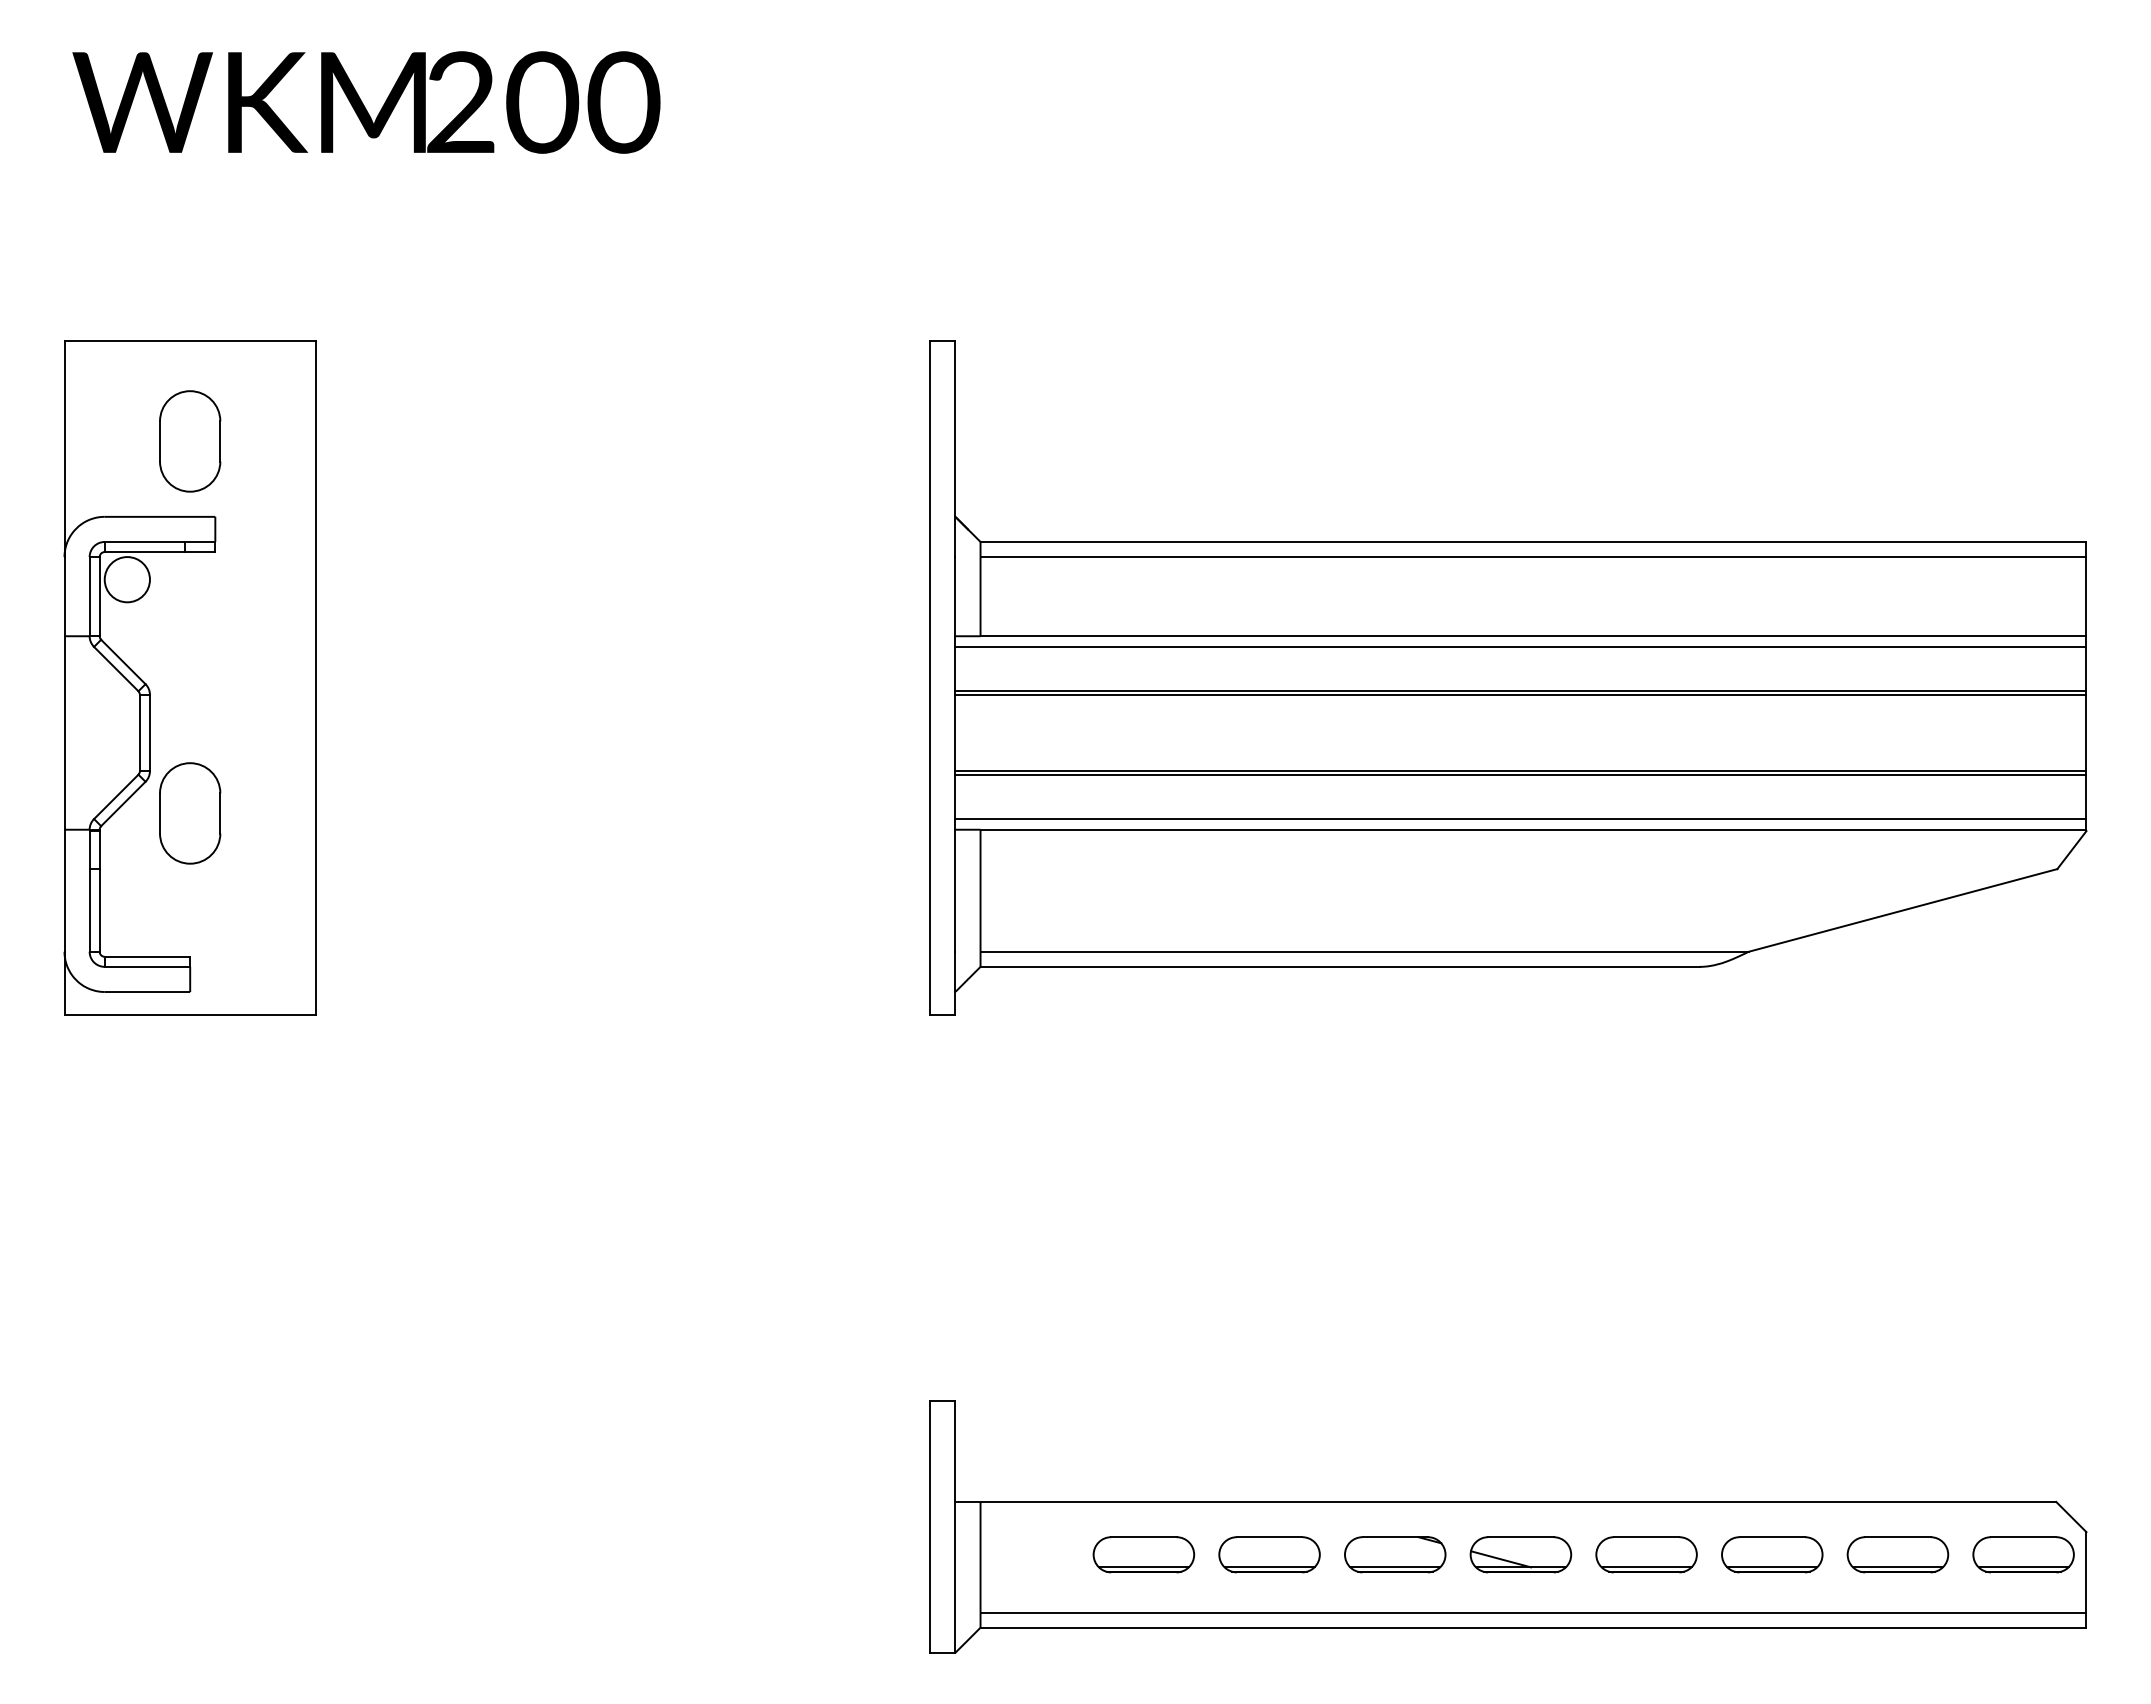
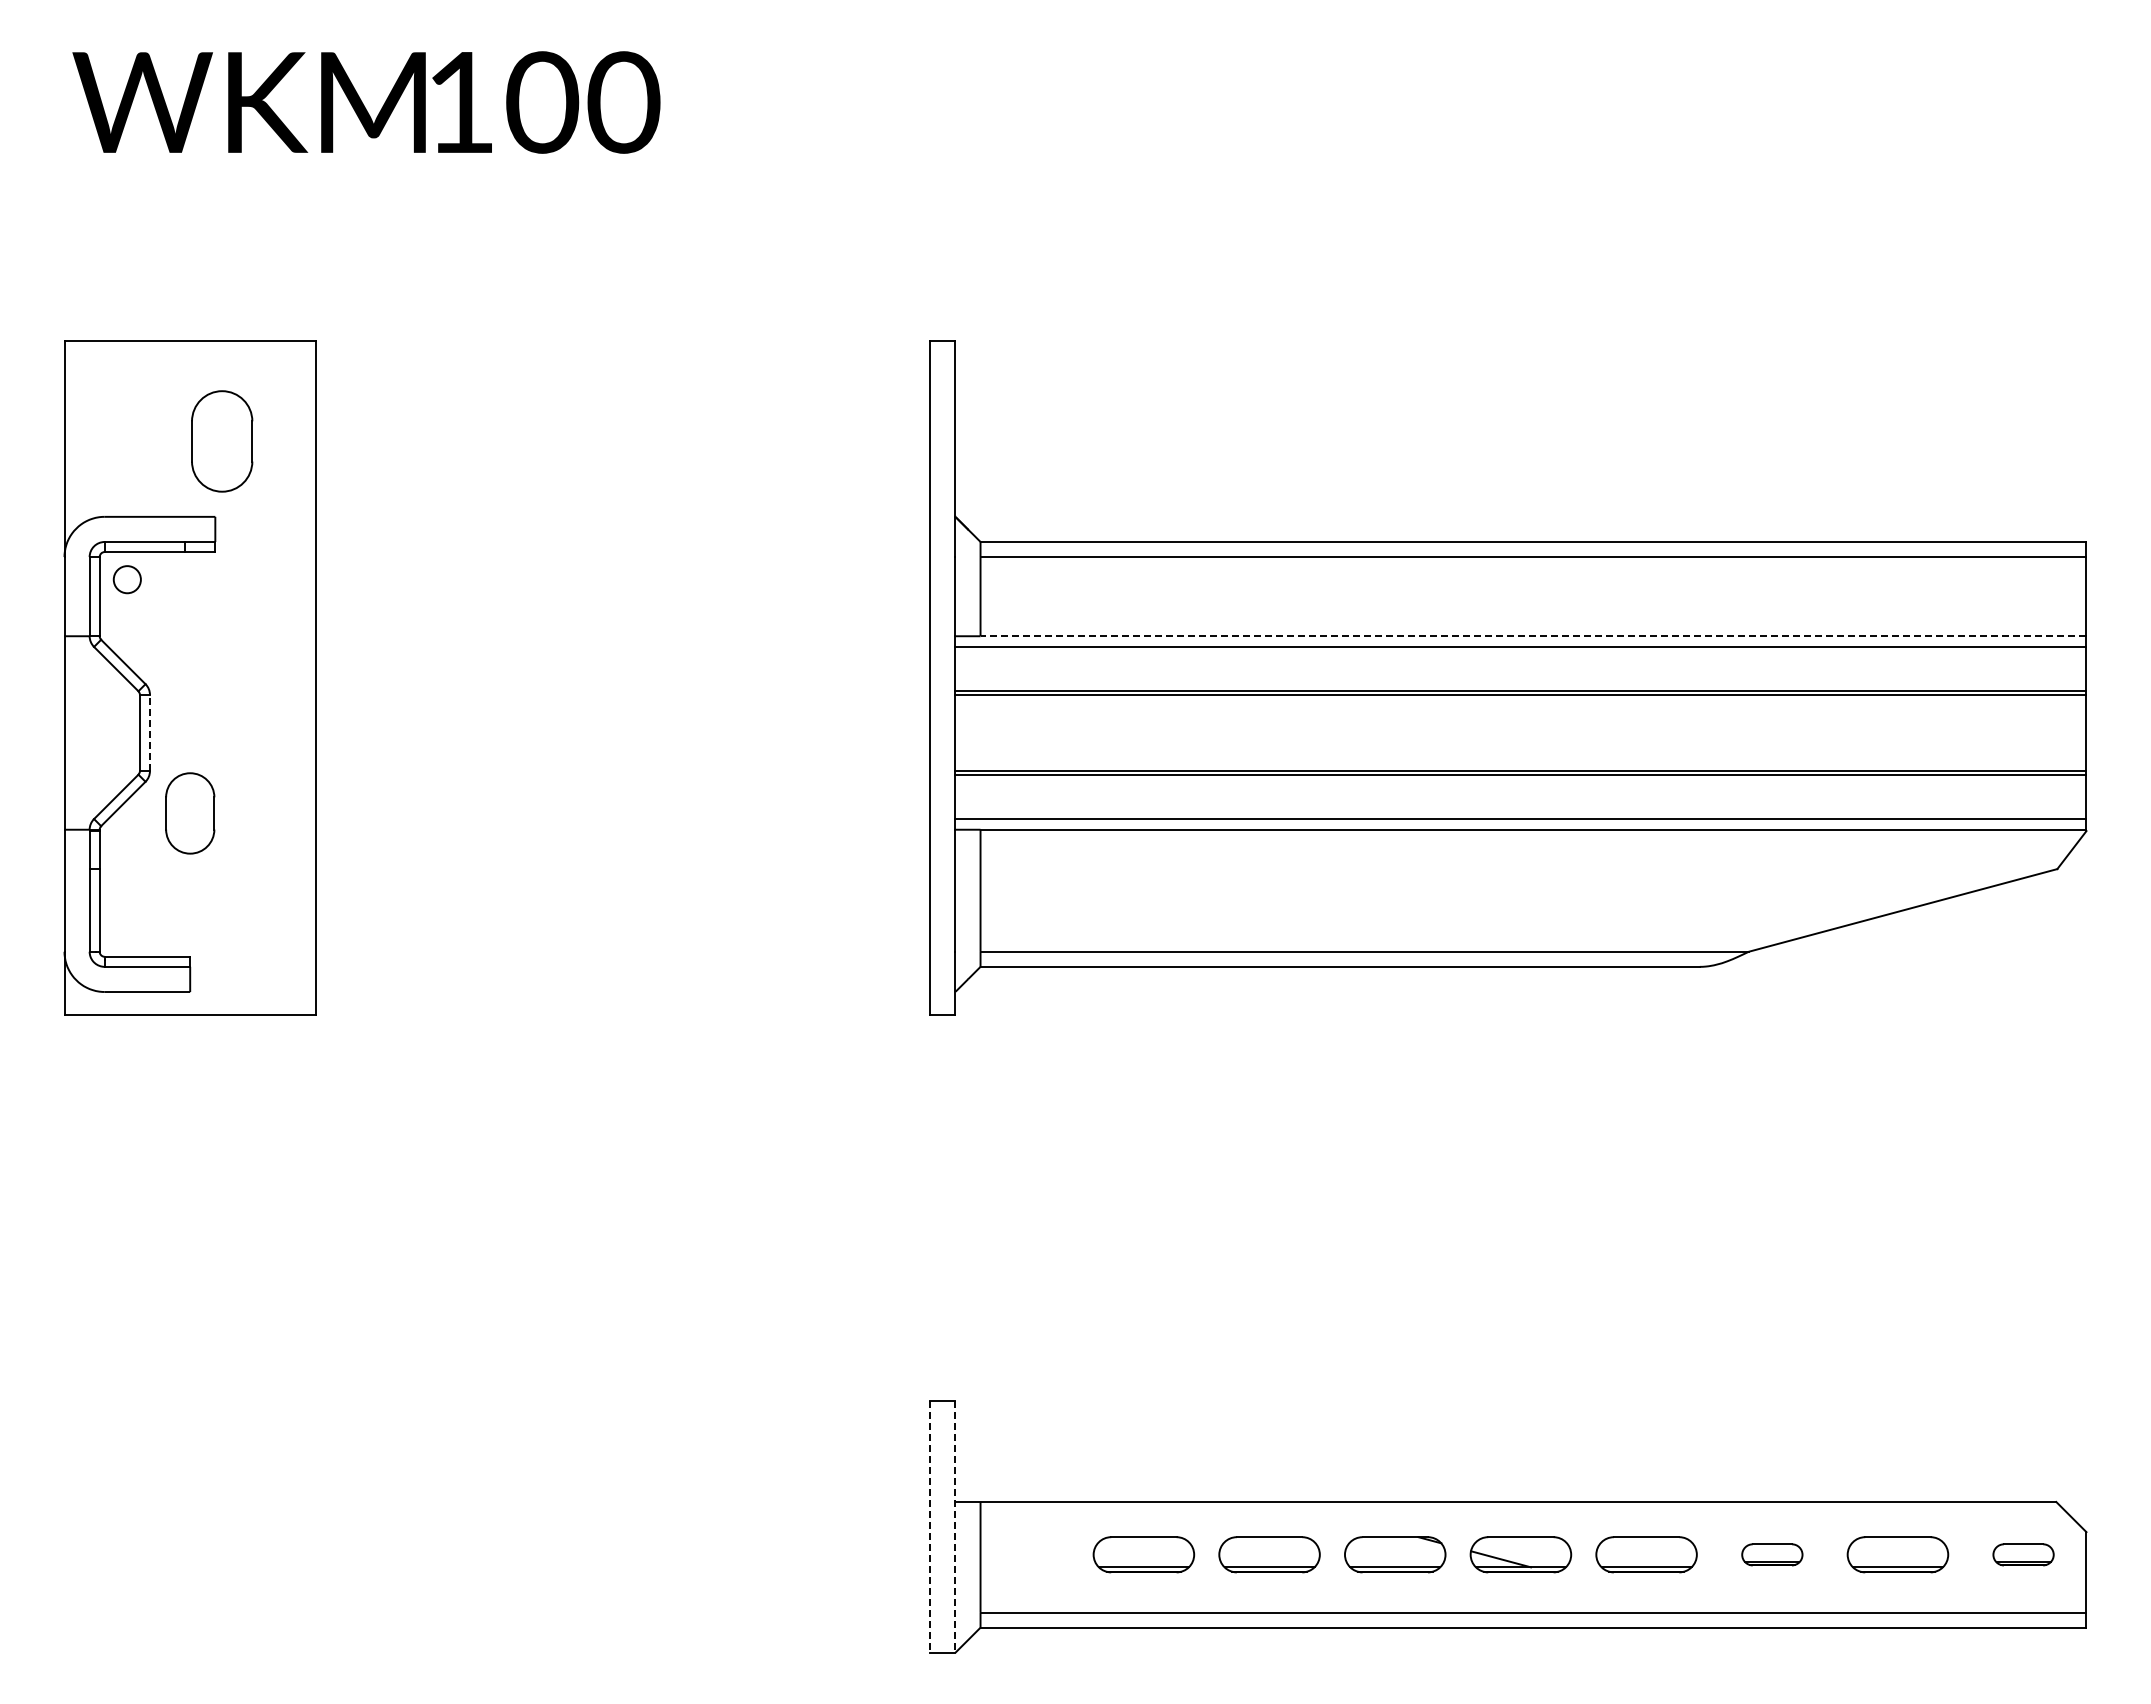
text: 200 -> 100 (460, 101)
part position: (190, 441) -> (222, 441) (222, 441)
circle diameter: 45 px -> 27 px (126, 579)
line: solid -> dashed (1533, 636)
line: solid -> dashed (149, 732)
part size: 63x103 px -> 51x83 px (190, 813)
line: solid -> dashed (930, 1527)
line: solid -> dashed (955, 1527)
part size: 103x38 px -> 63x24 px (1772, 1554)
part size: 103x38 px -> 63x24 px (2023, 1554)
